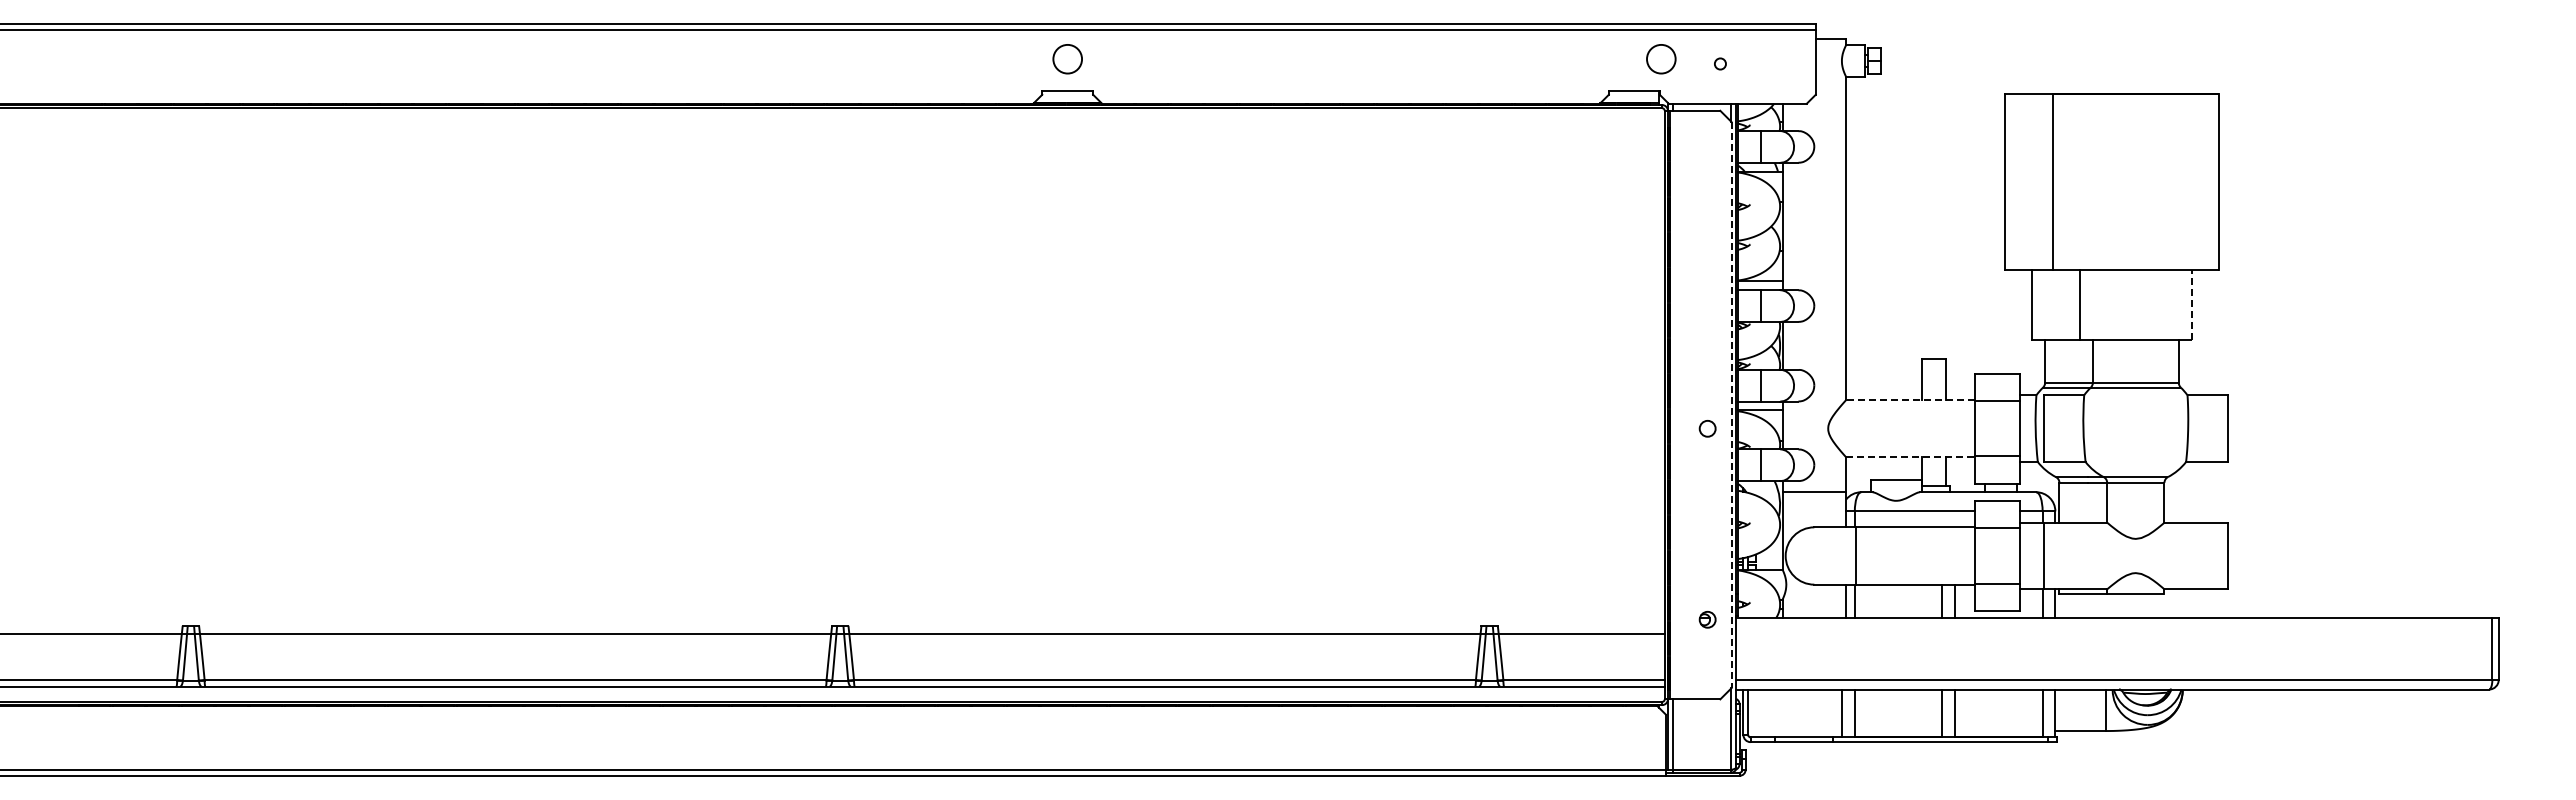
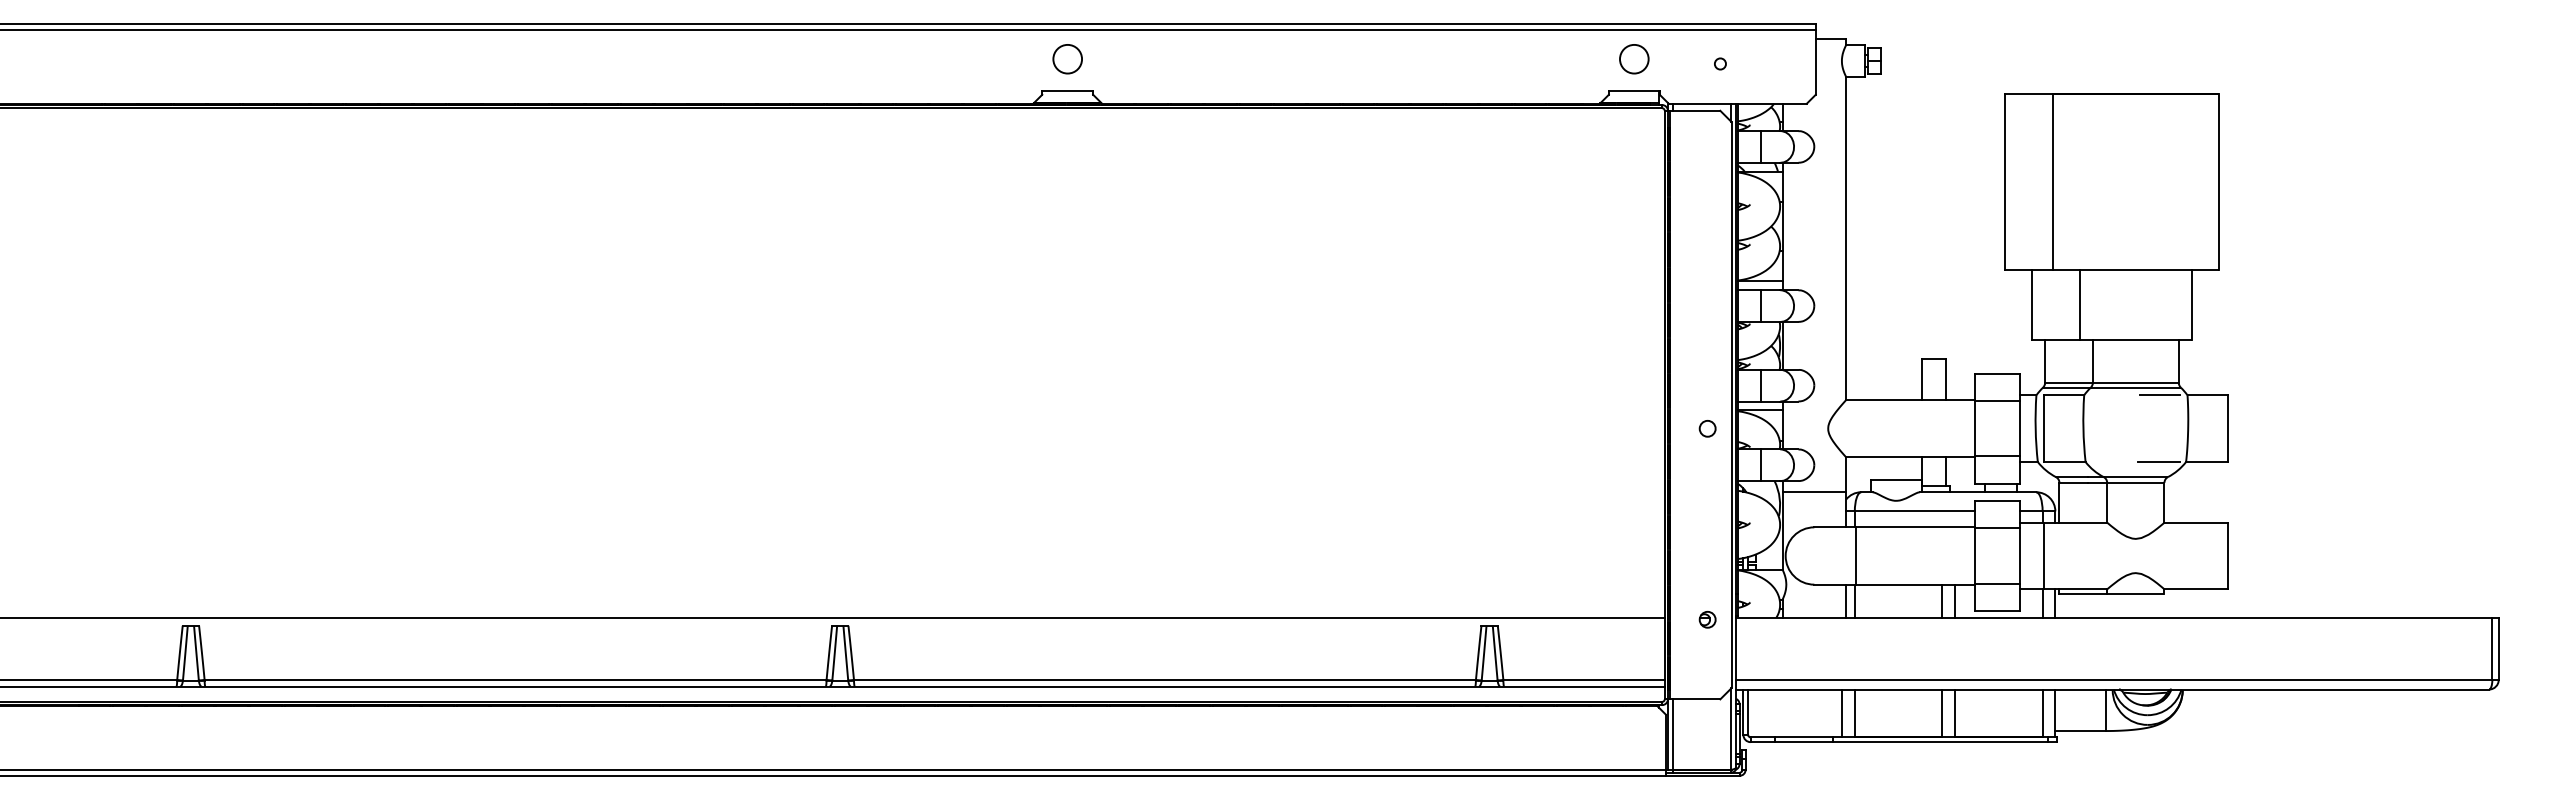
circle position: (1661, 59) -> (1634, 59) (1634, 59)
line: dashed -> solid (2191, 304)
line: none -> present (2159, 395)
line: dashed -> solid (1910, 400)
line: dashed -> solid (1731, 405)
line: dashed -> solid (1910, 457)
line: none -> present (2159, 462)
line position: (833, 633) -> (833, 617) (833, 617)
